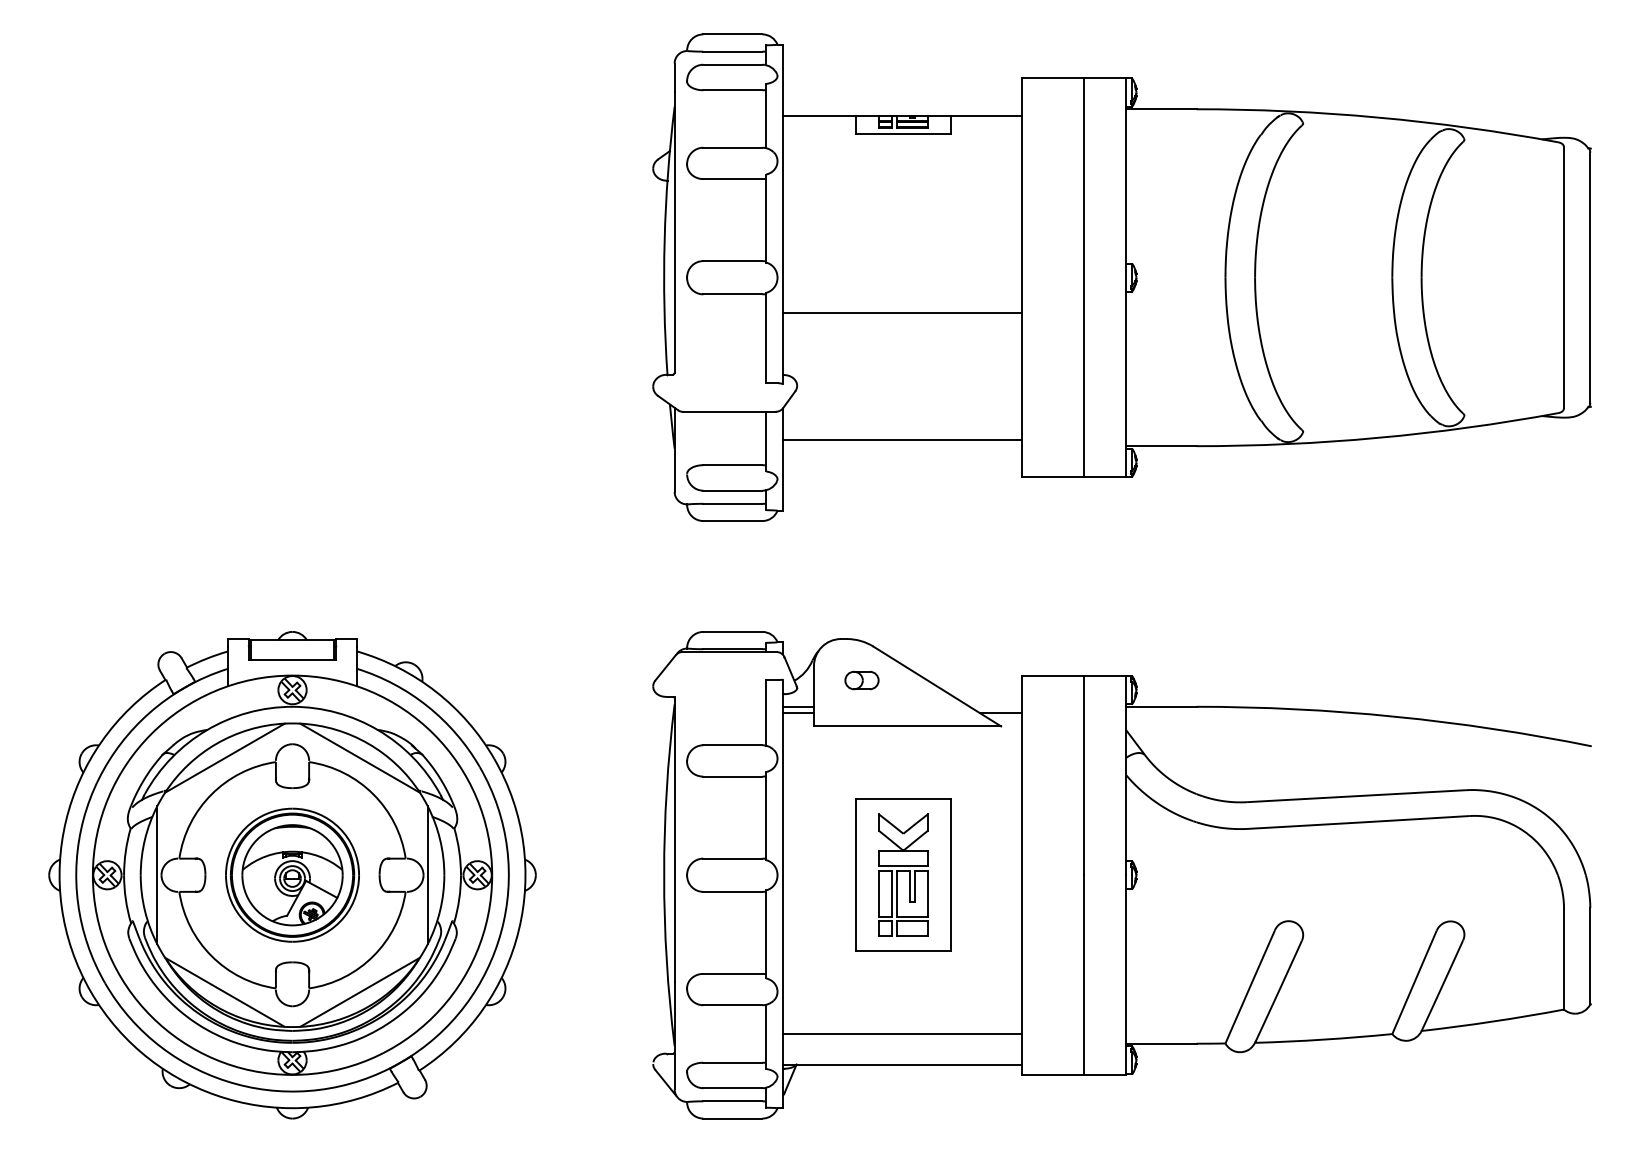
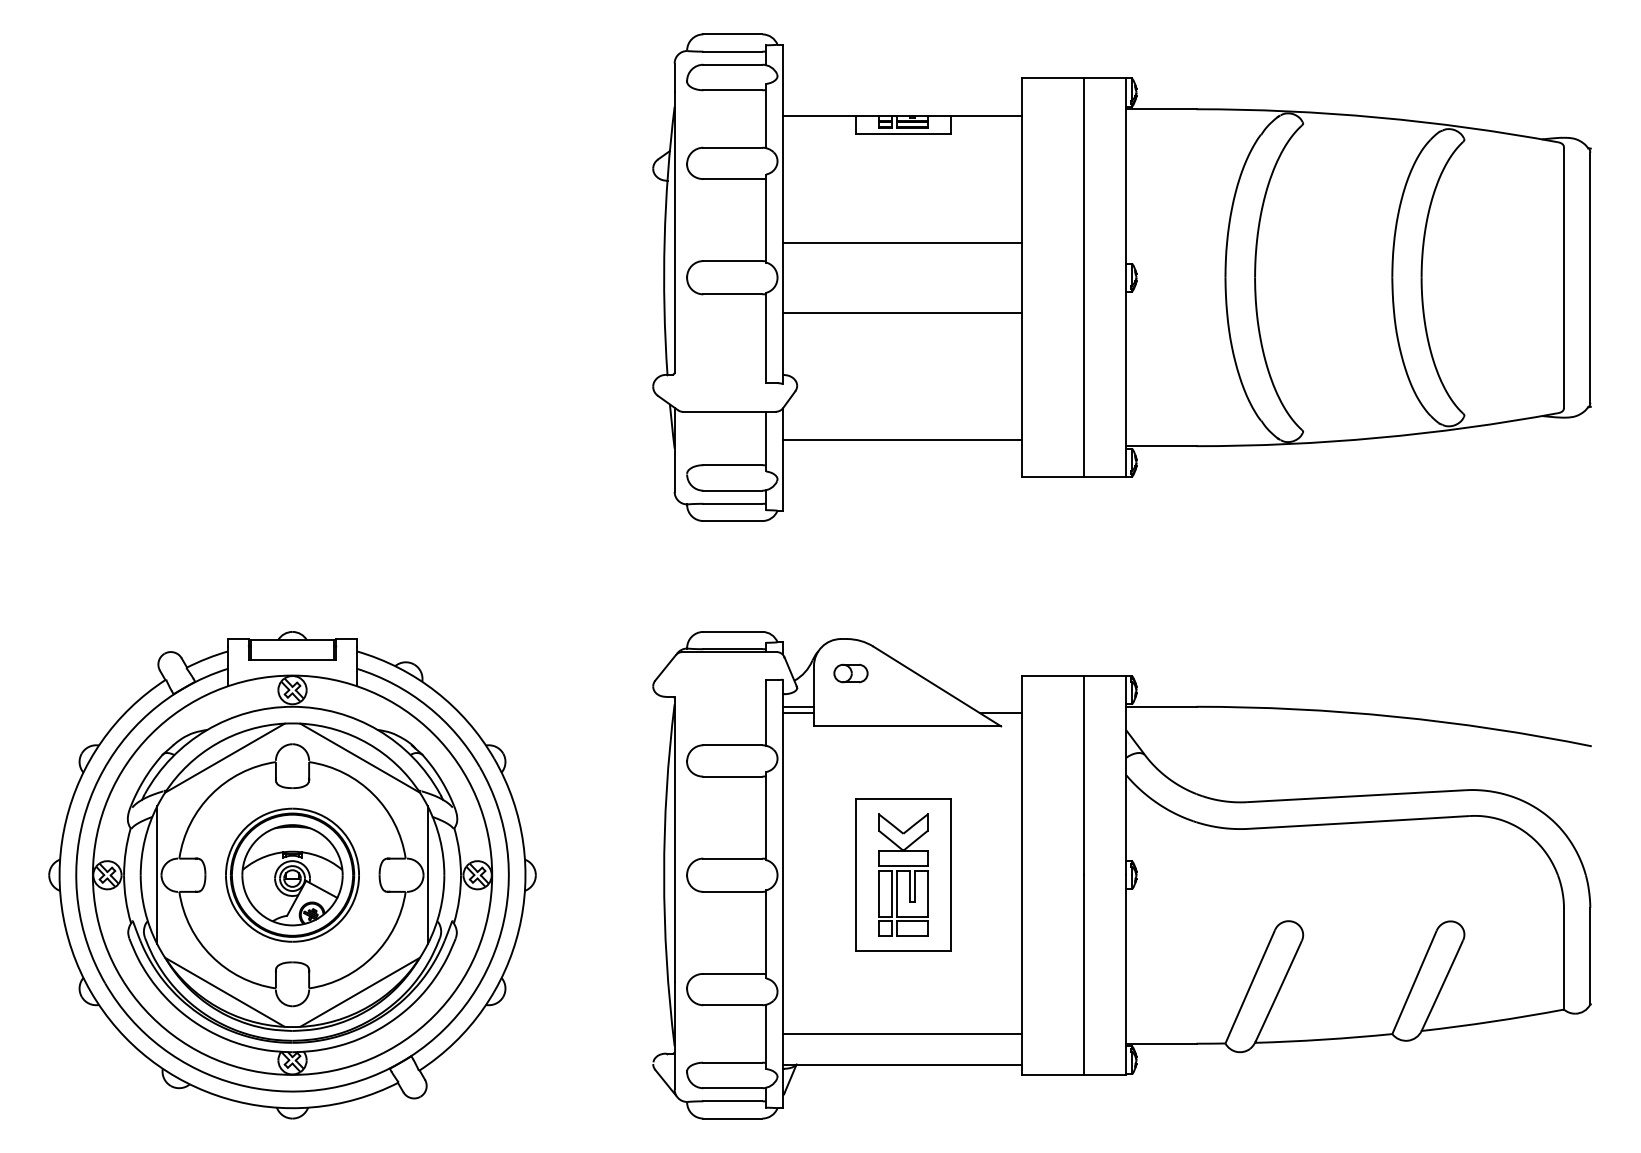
line: none -> present (901, 242)
part position: (861, 680) -> (850, 673) (850, 673)
